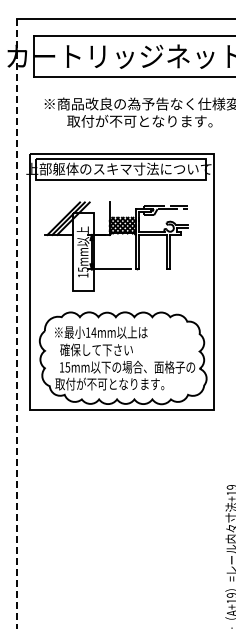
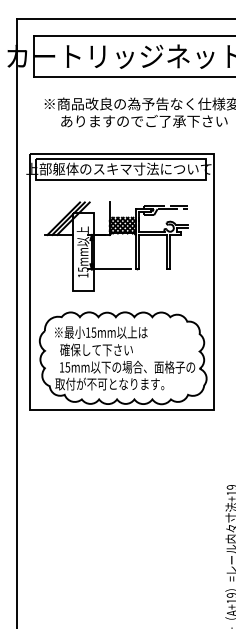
text: 取付が不可となります。 -> ありますのでご了承下さい (144, 120)
line: dashed -> solid (17, 323)
text: 14mm -> 15mm (93, 332)
